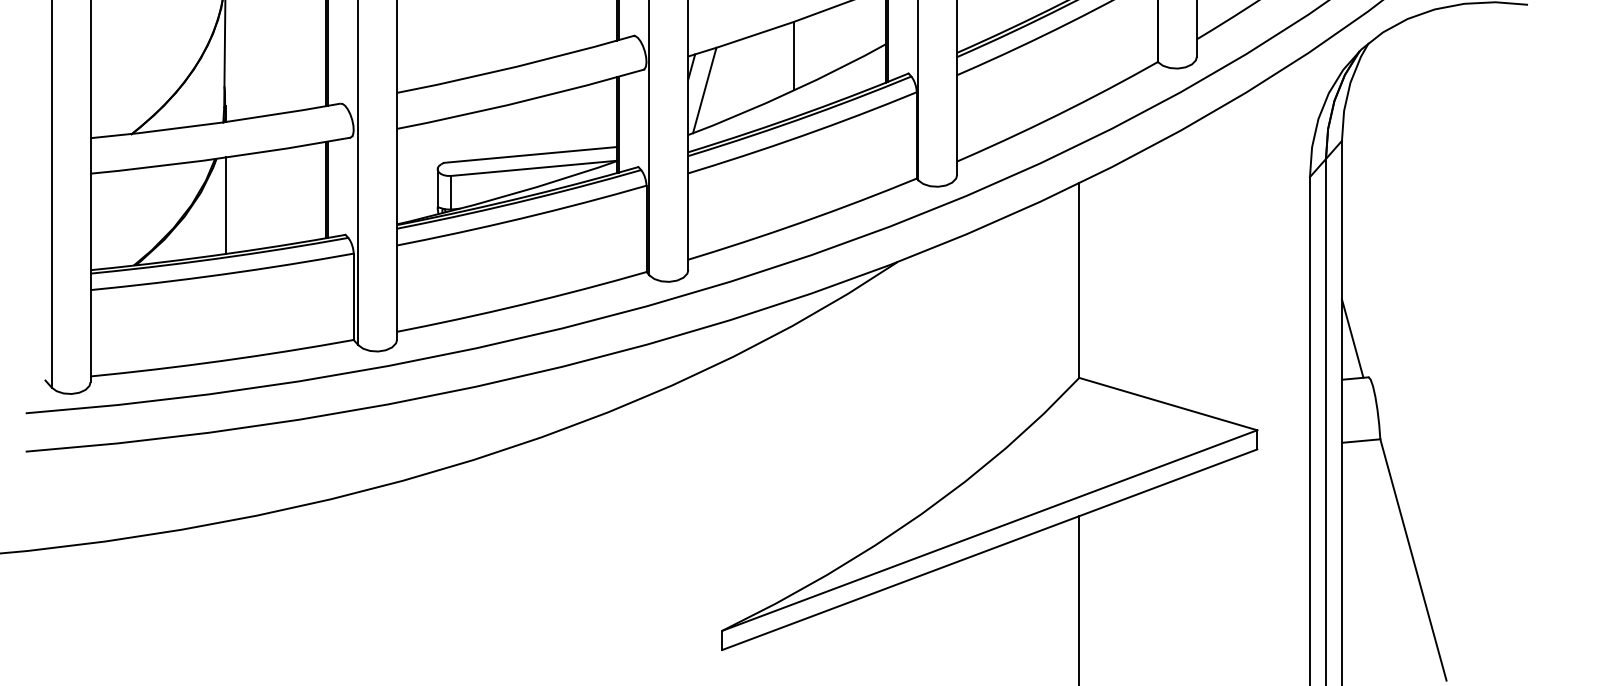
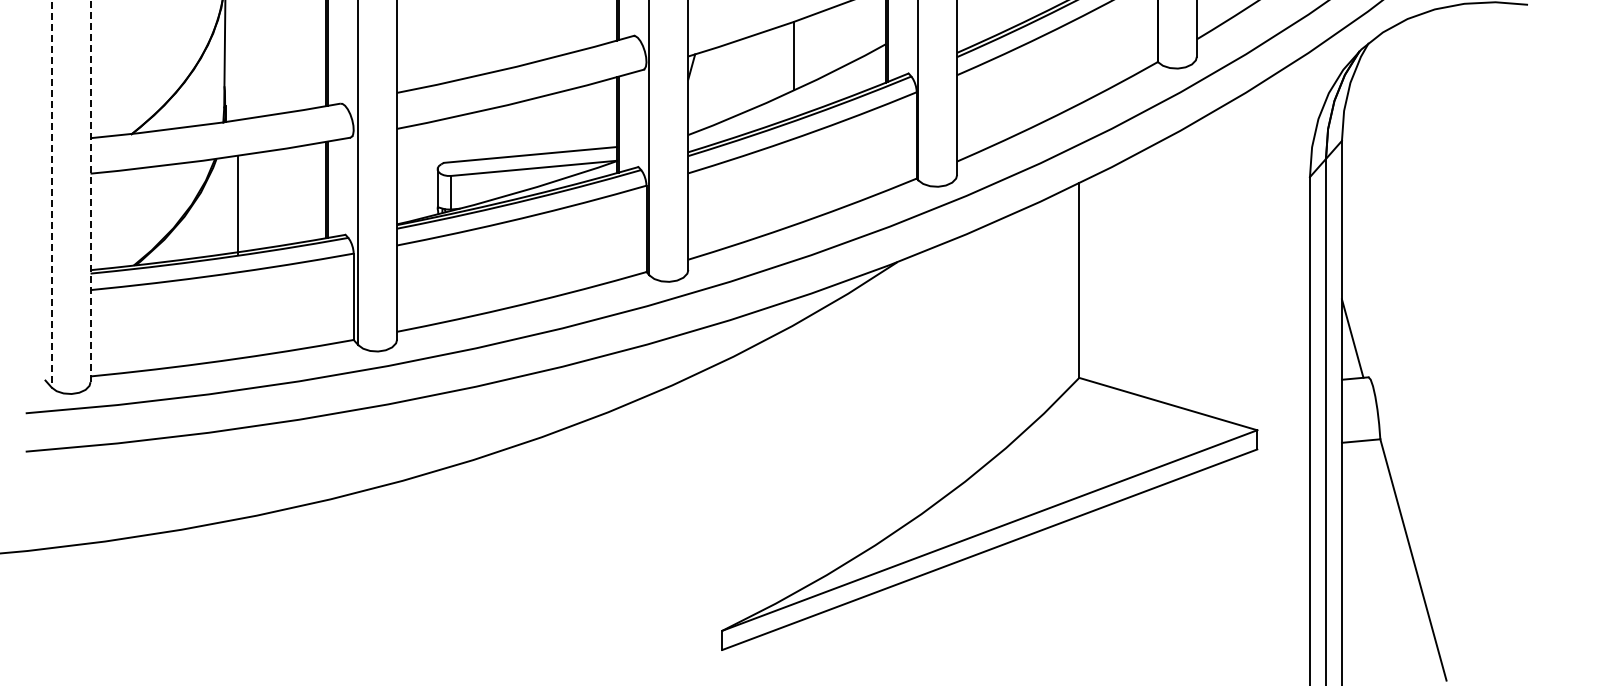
line: present -> none (704, 90)
line: solid -> dashed (90, 191)
line: solid -> dashed (51, 194)
line position: (225, 205) -> (237, 205) (237, 205)
line: present -> none (1079, 599)
